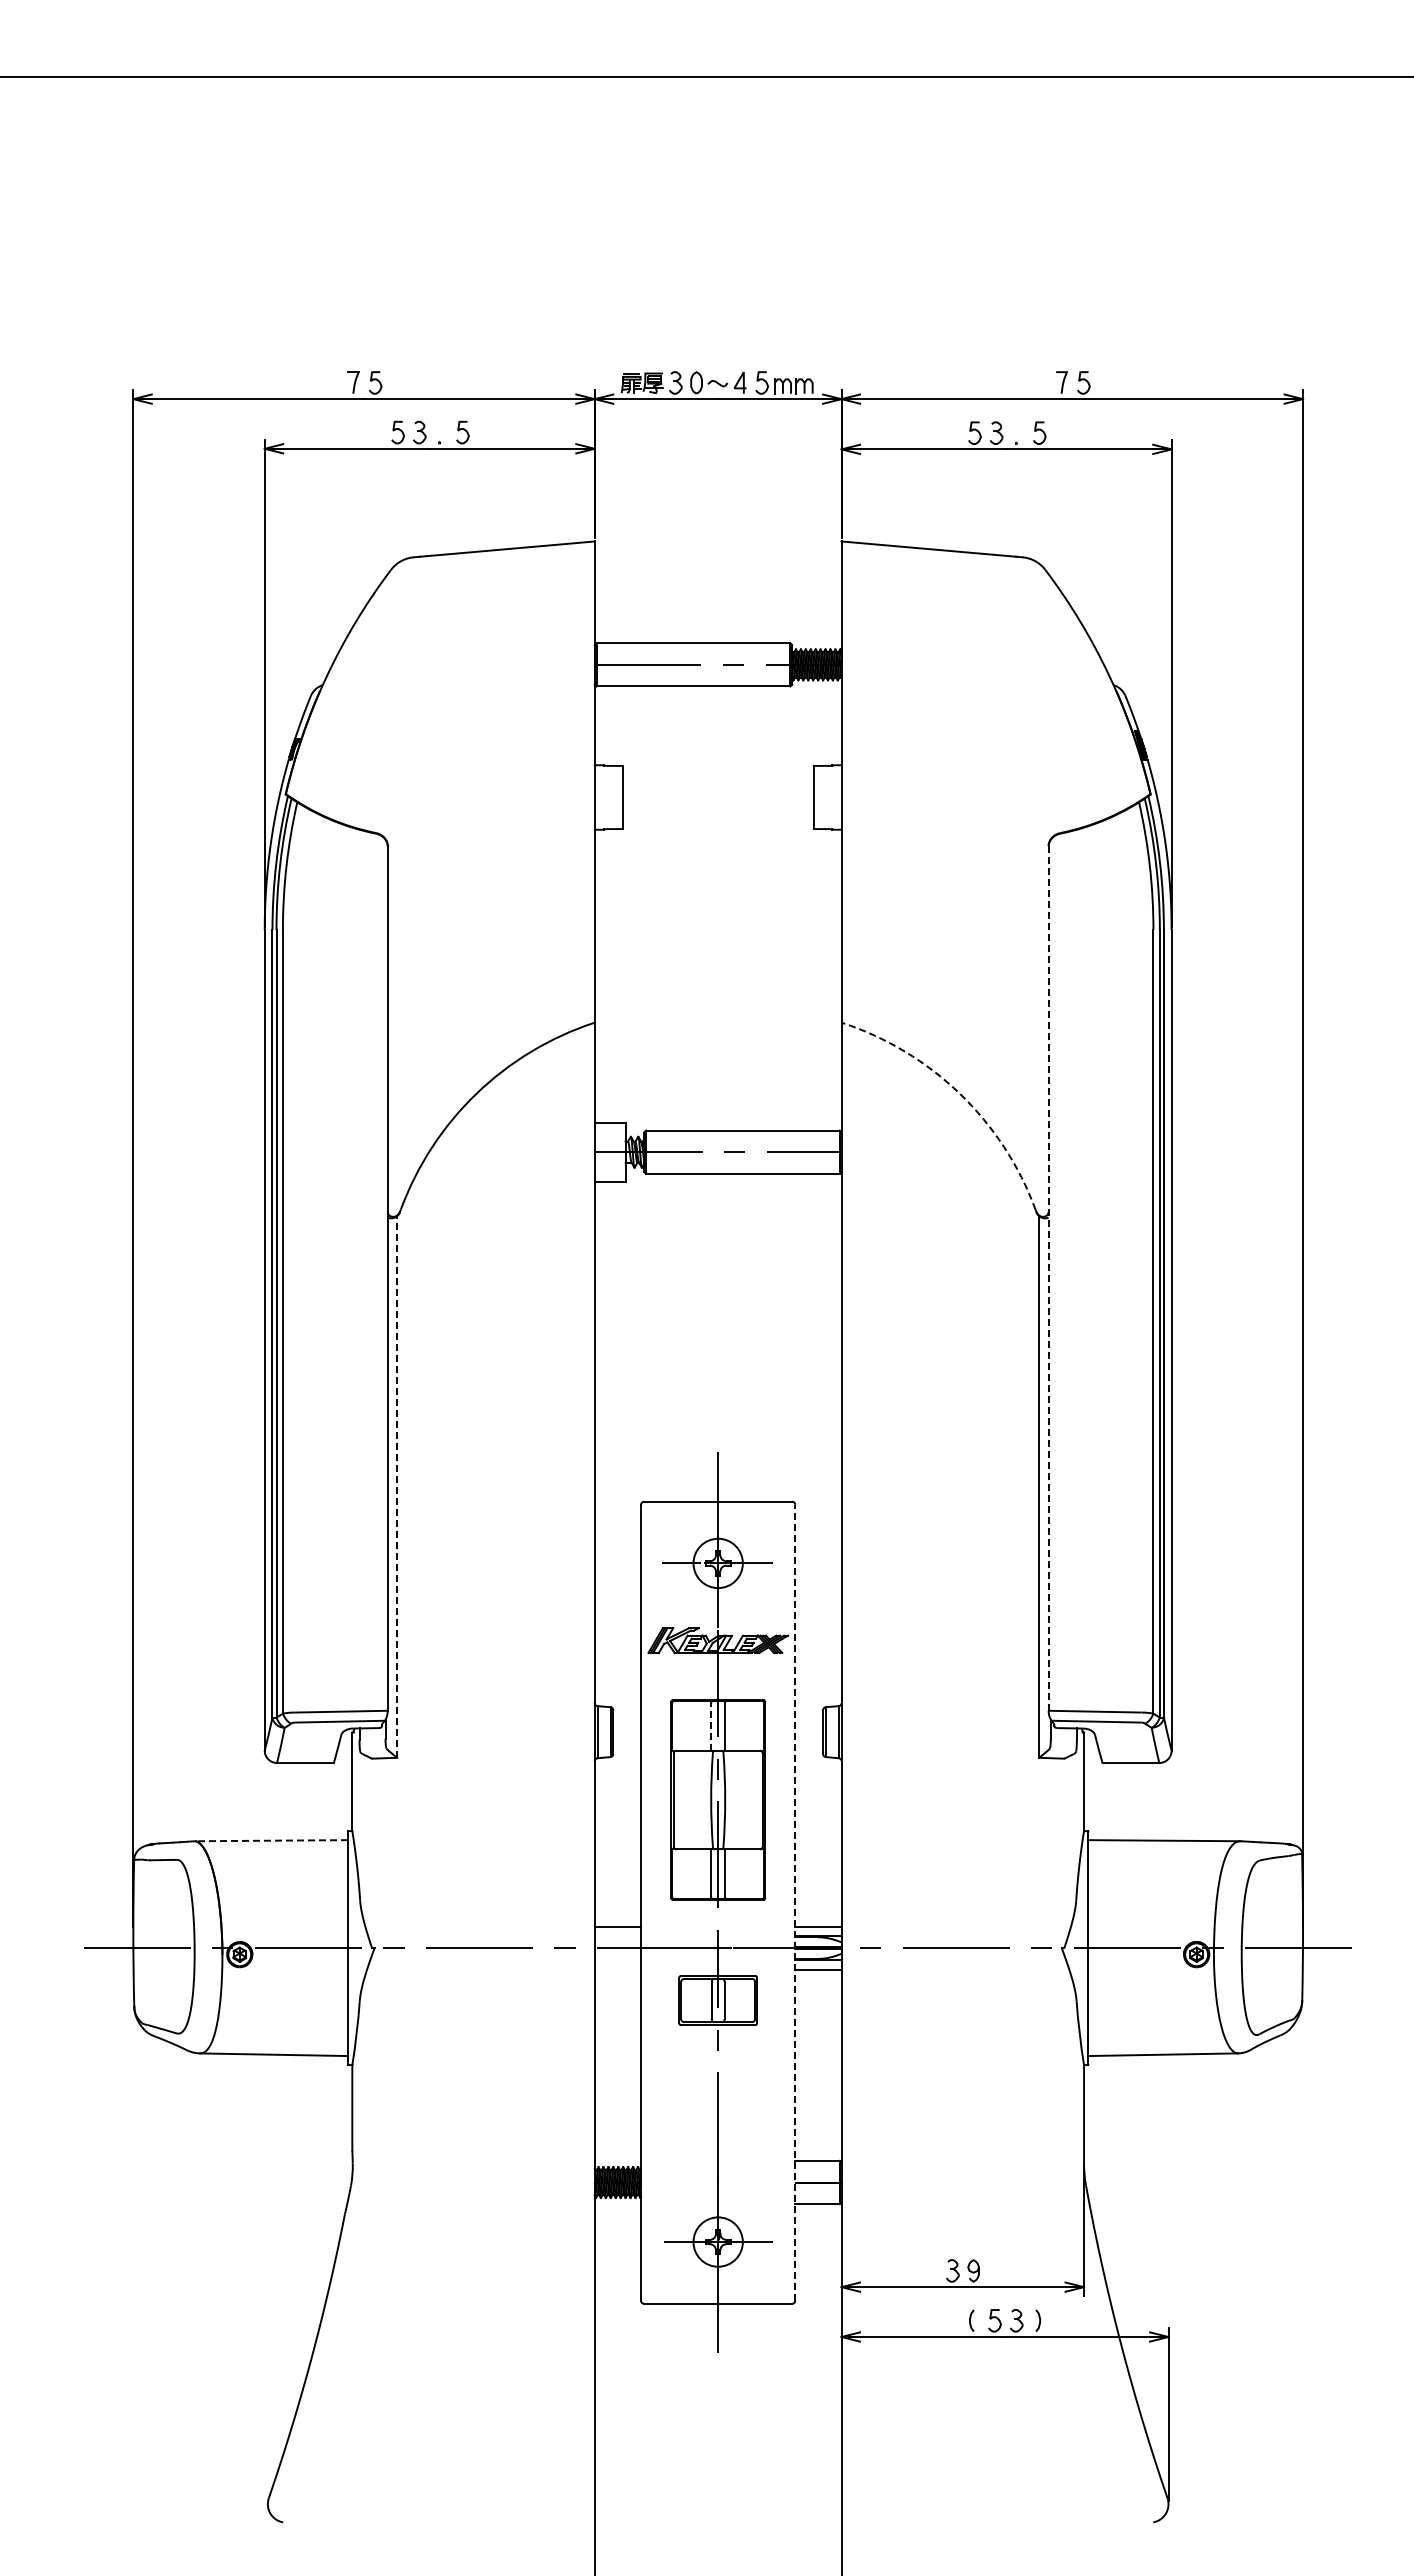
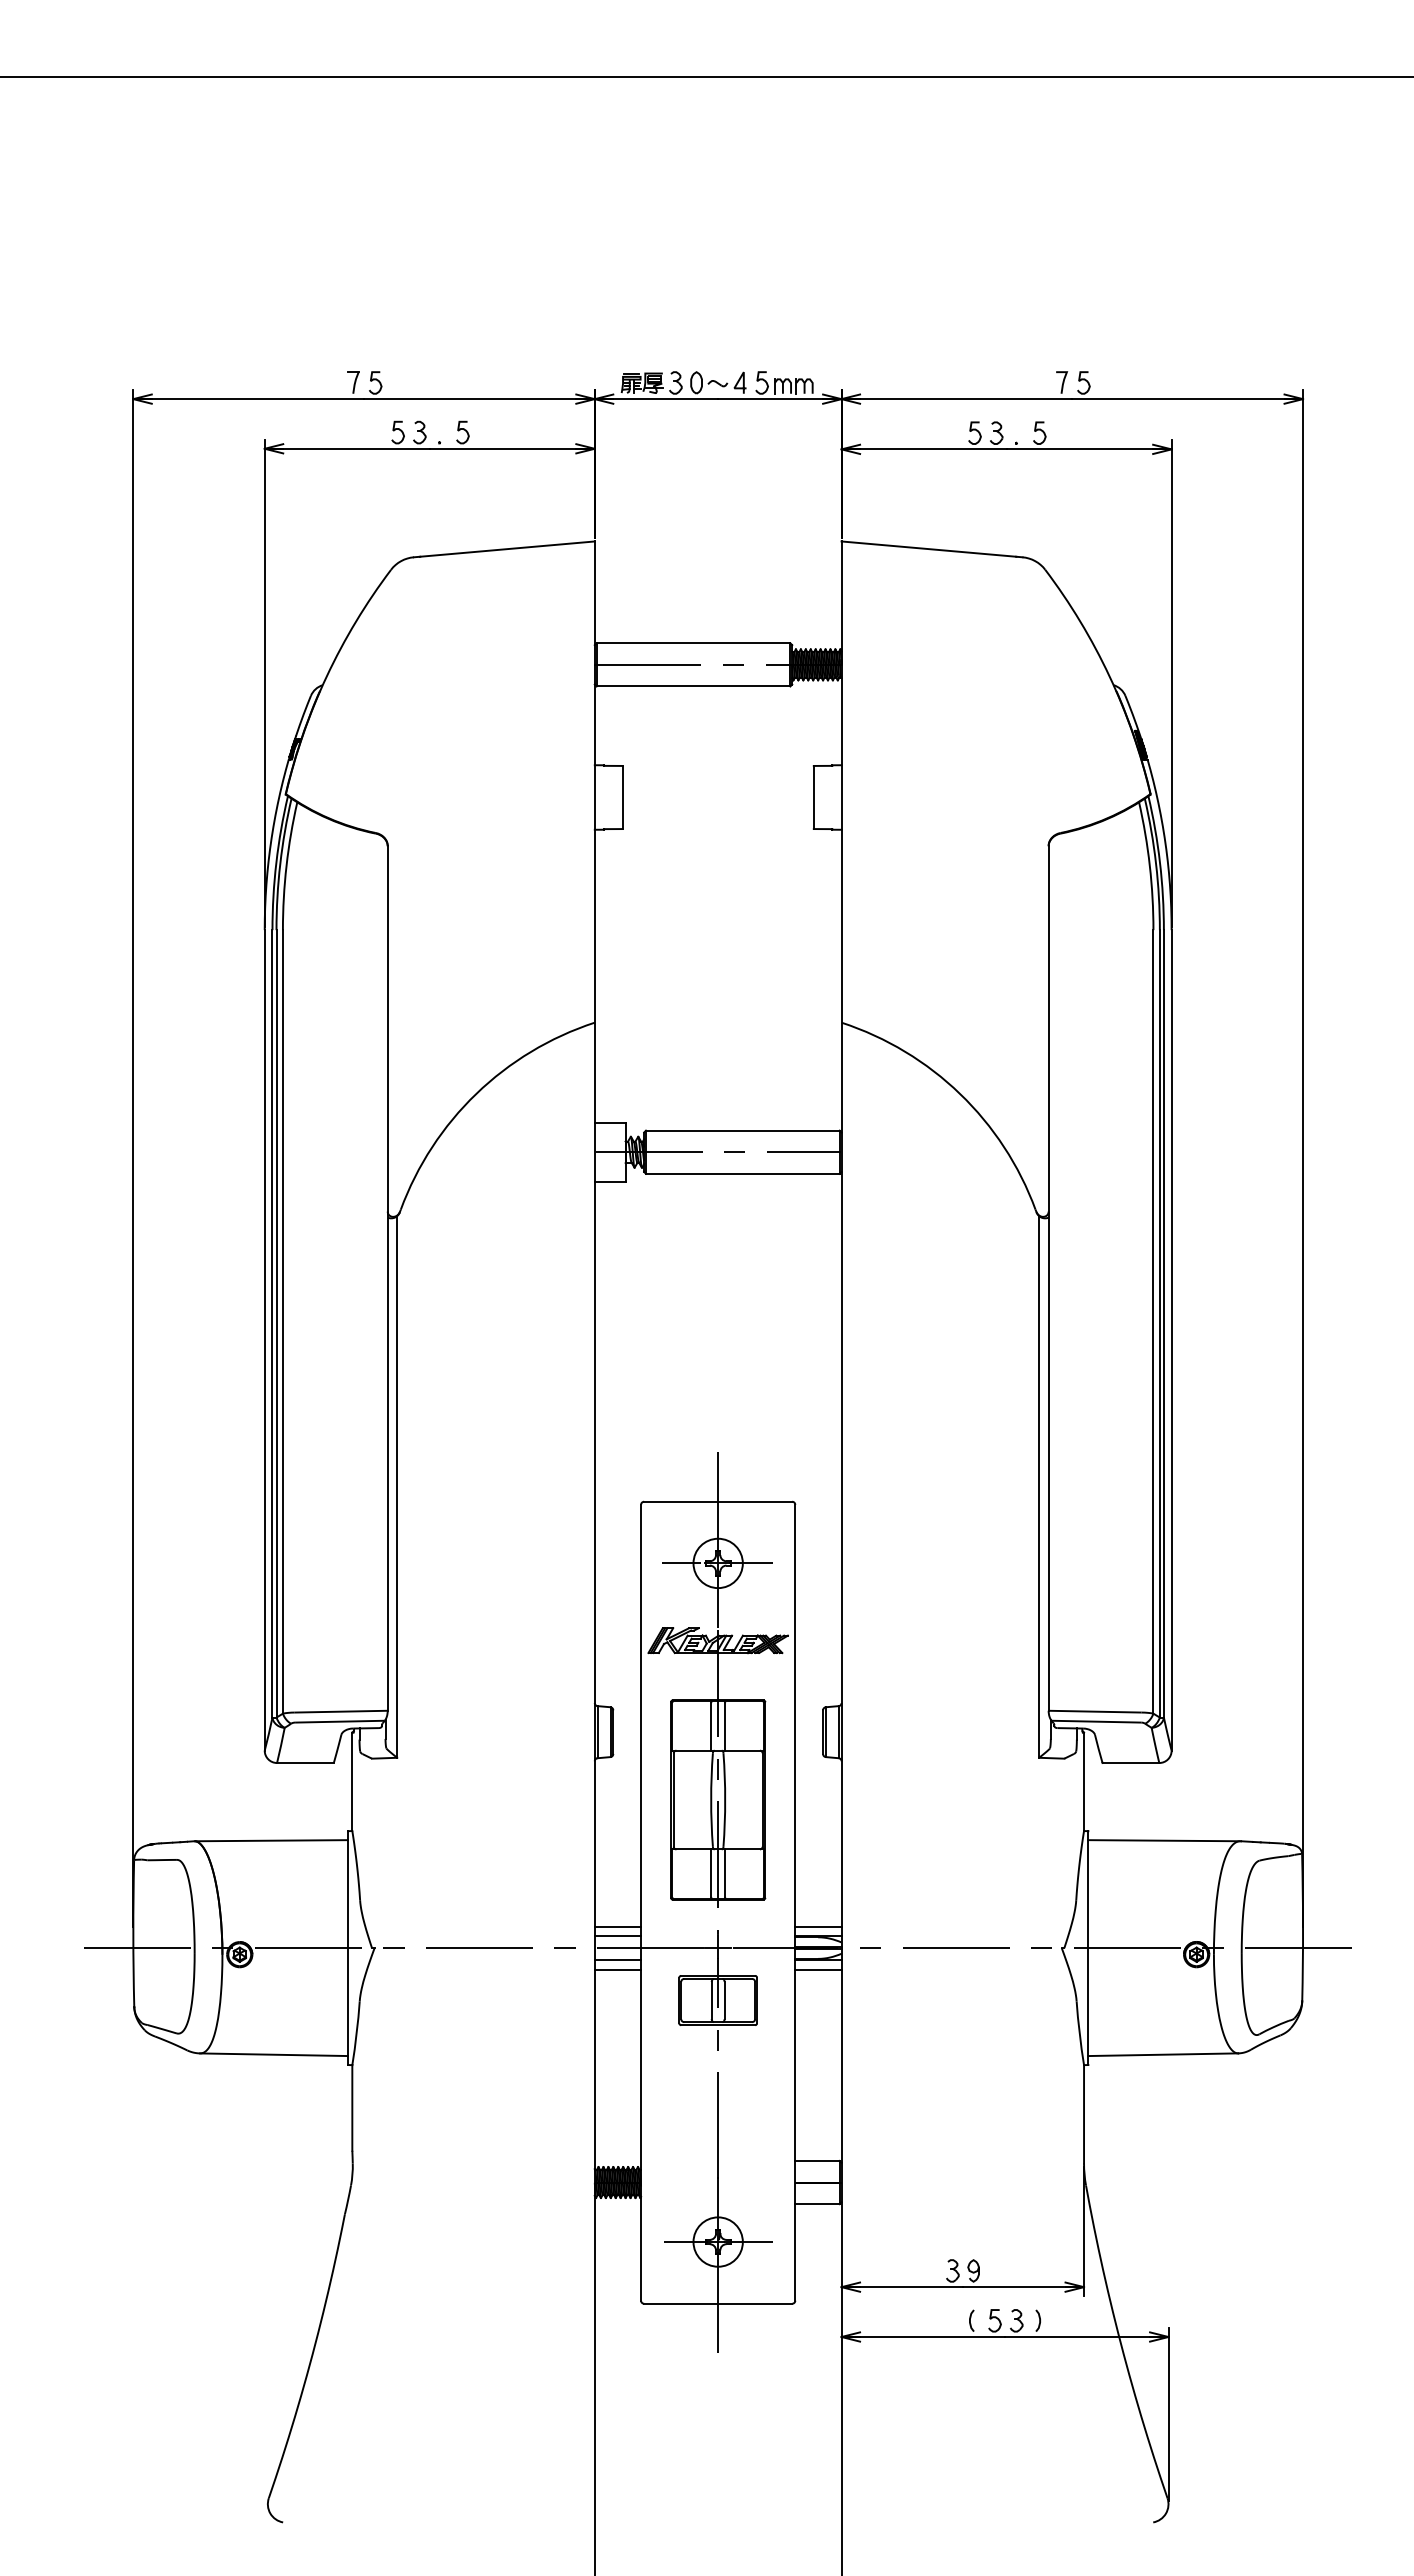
arc: dashed -> solid (960, 1093)
line: dashed -> solid (1048, 1277)
line: dashed -> solid (397, 1486)
line: dashed -> solid (711, 1726)
line: dashed -> solid (271, 1840)
line: dashed -> solid (795, 1902)
line: none -> present (617, 1936)
line: none -> present (617, 1960)
line: none -> present (617, 1969)
